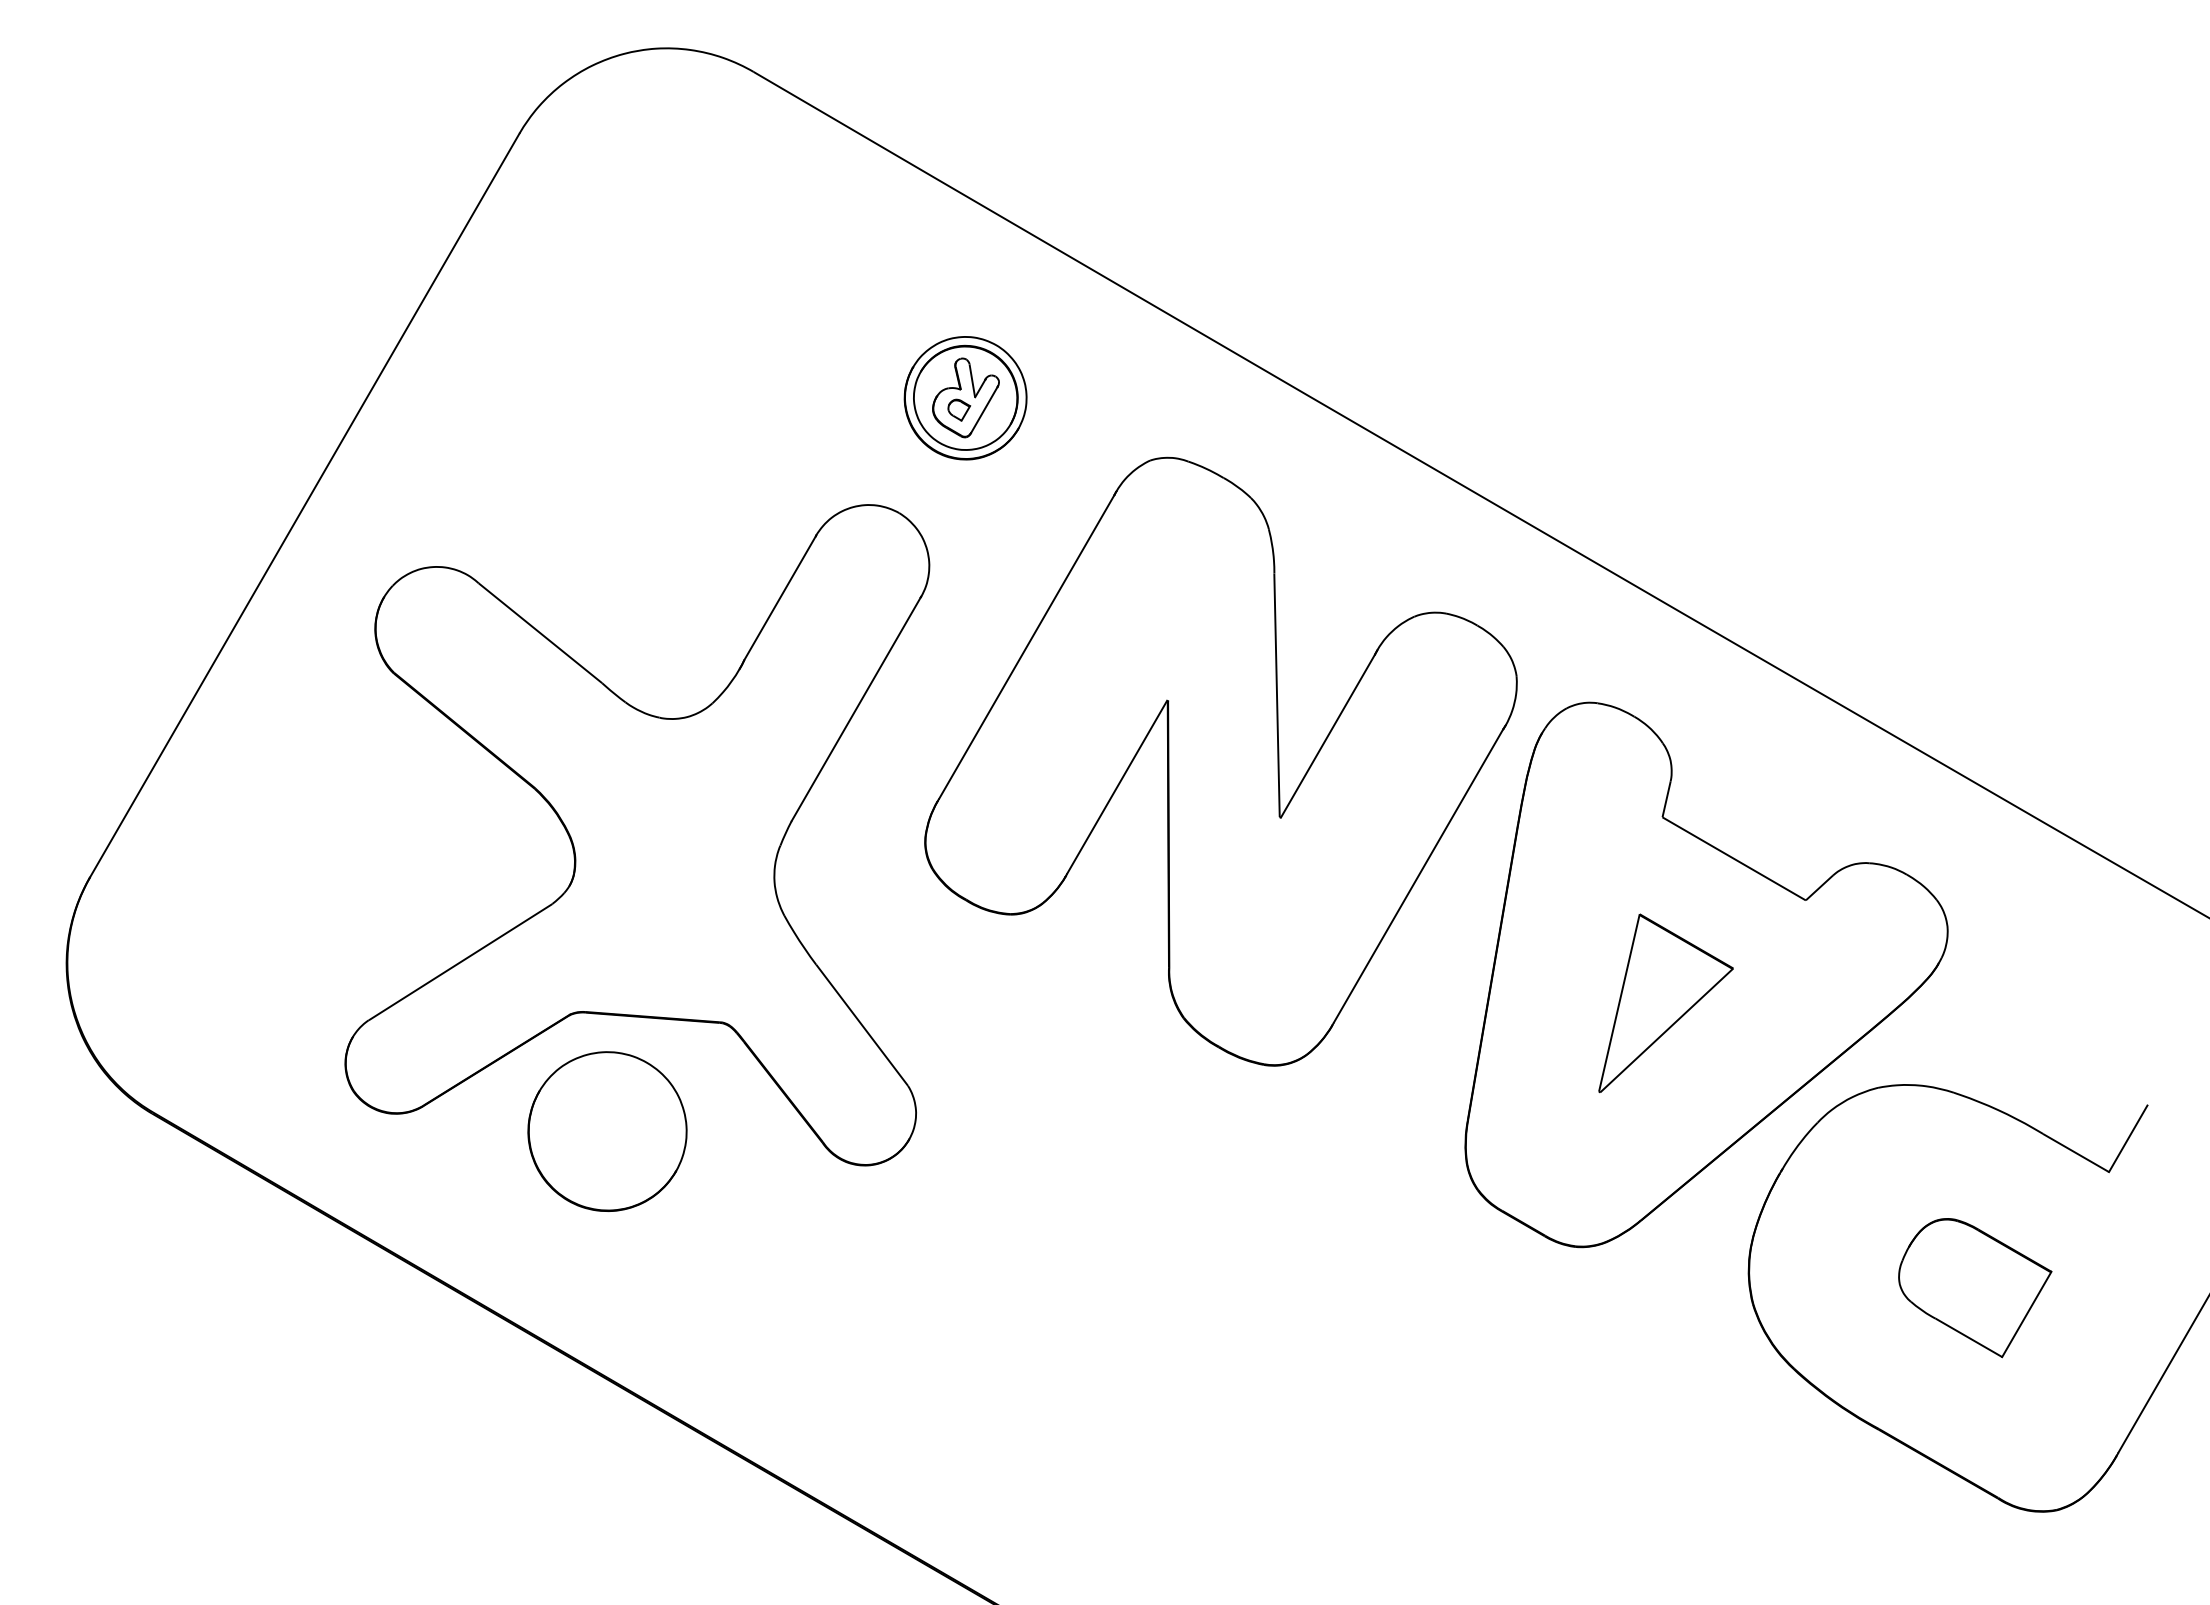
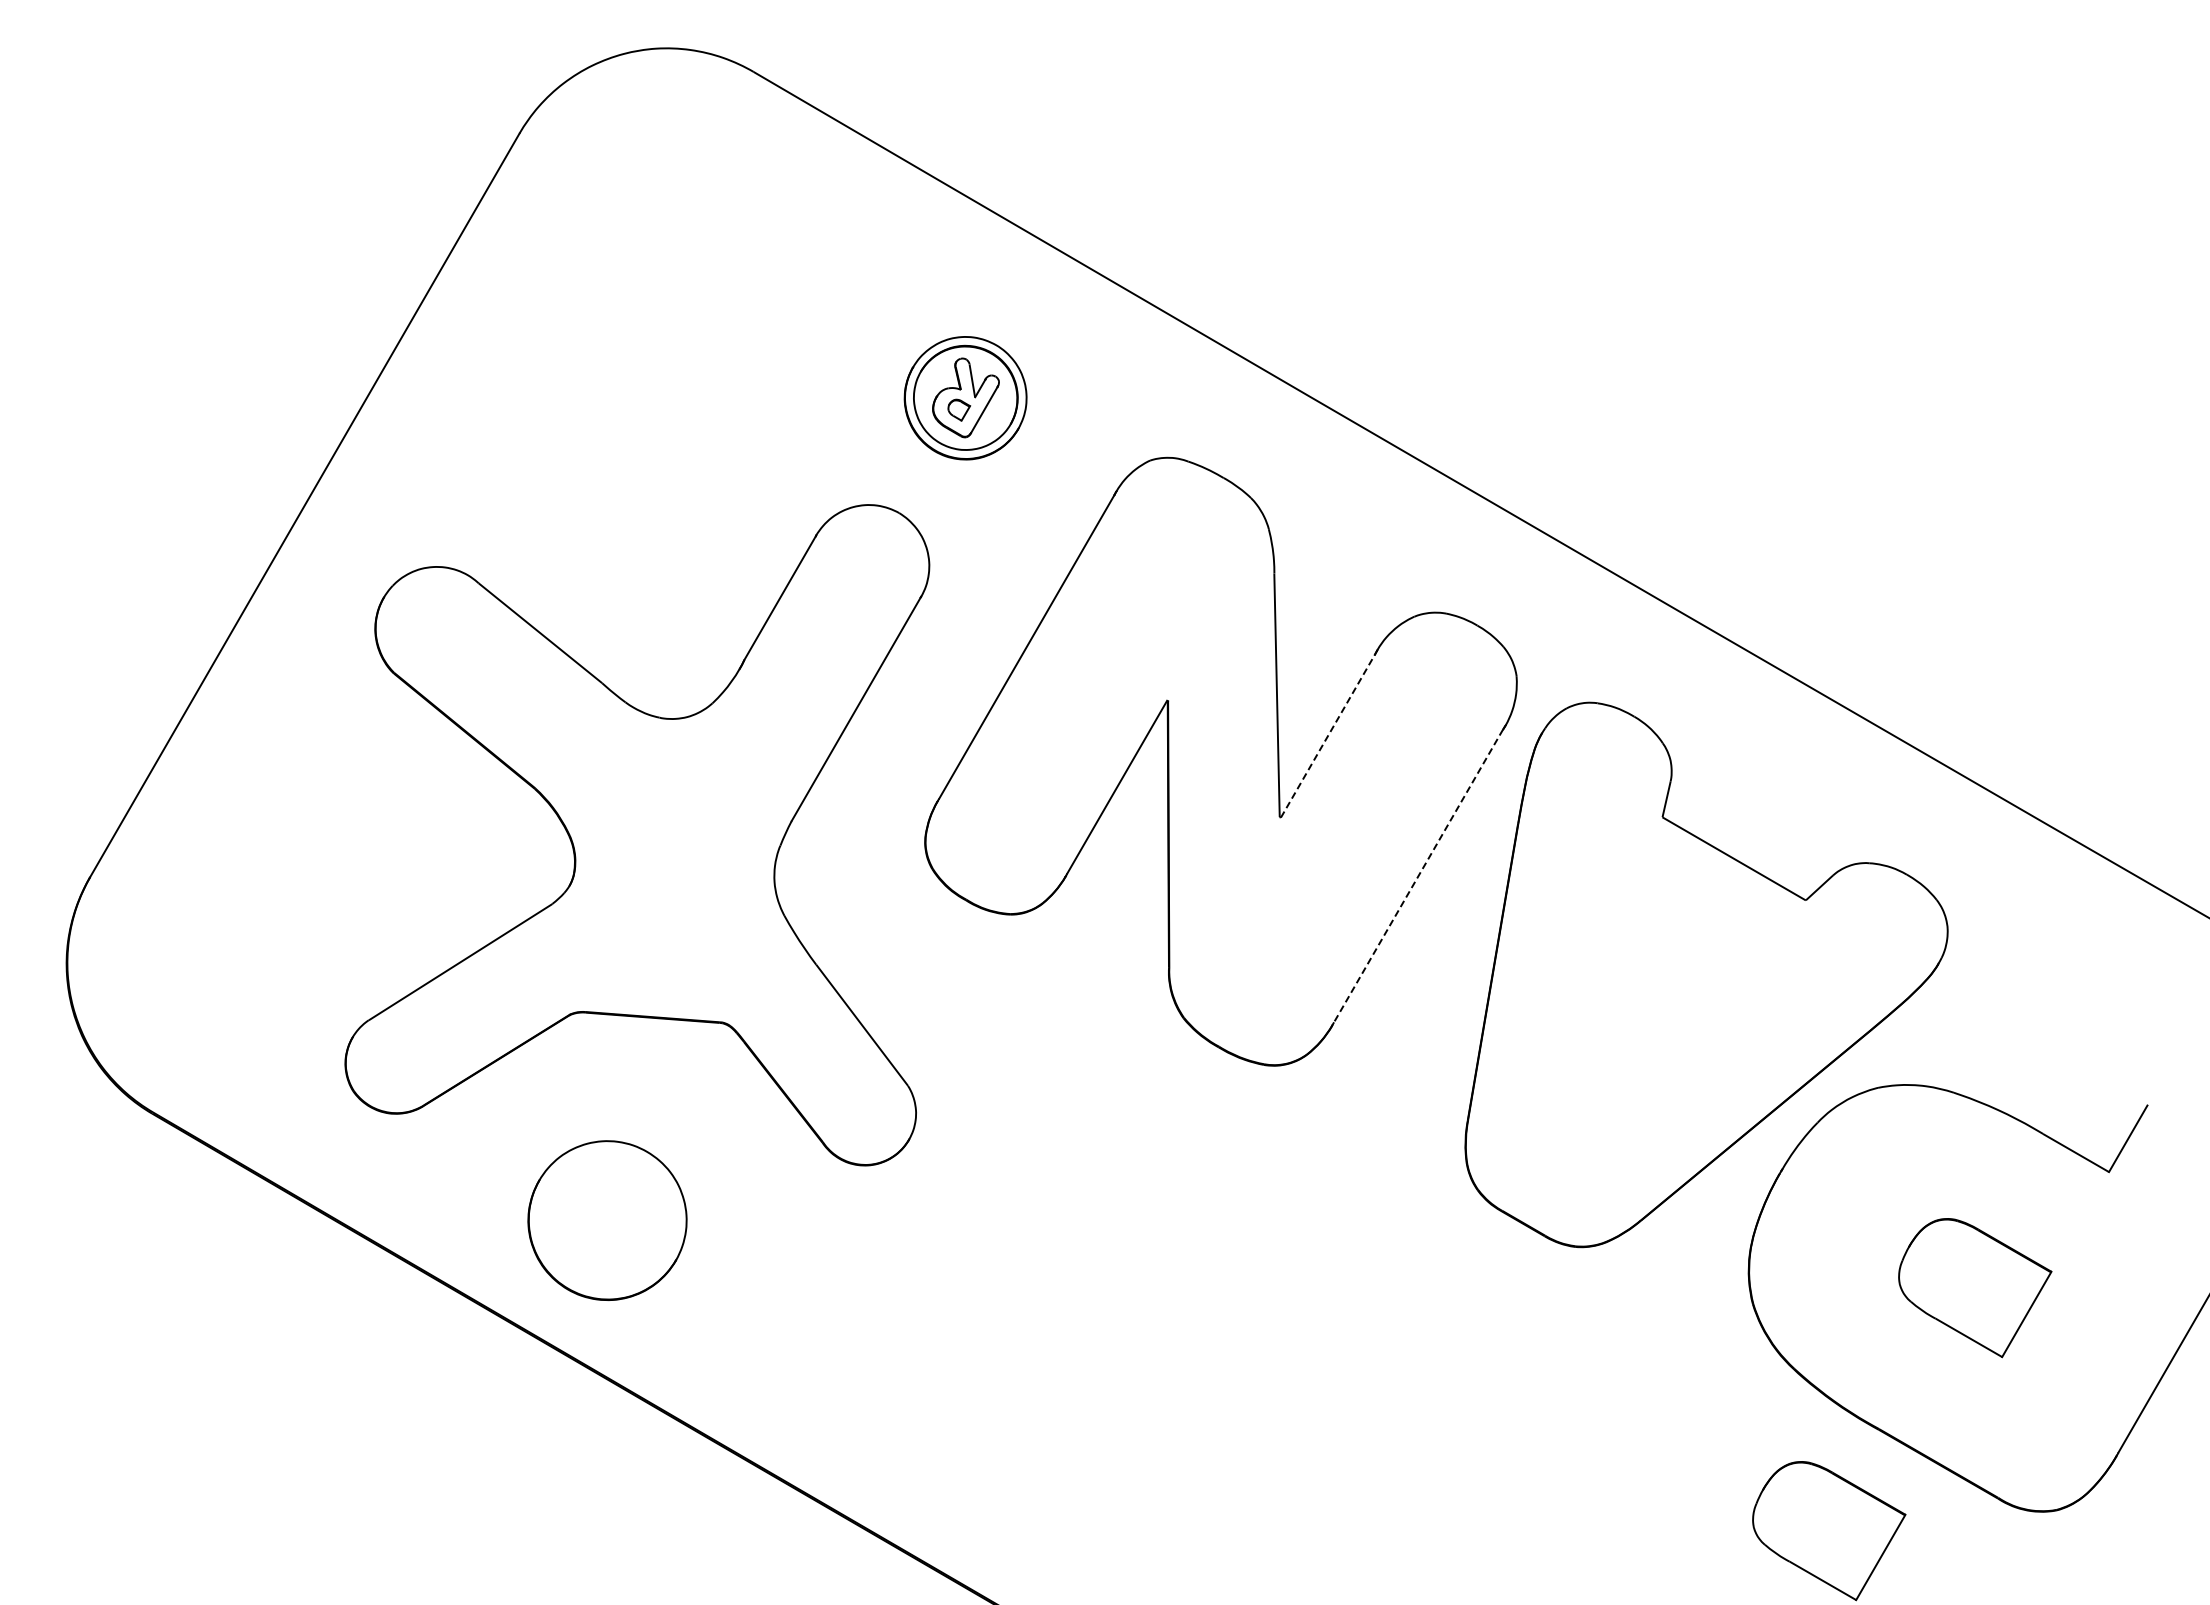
line: solid -> dashed (1327, 736)
line: solid -> dashed (1418, 876)
part: present -> none (1665, 1003)
part position: (607, 1131) -> (607, 1220) (607, 1220)
part: none -> present (1829, 1531)
